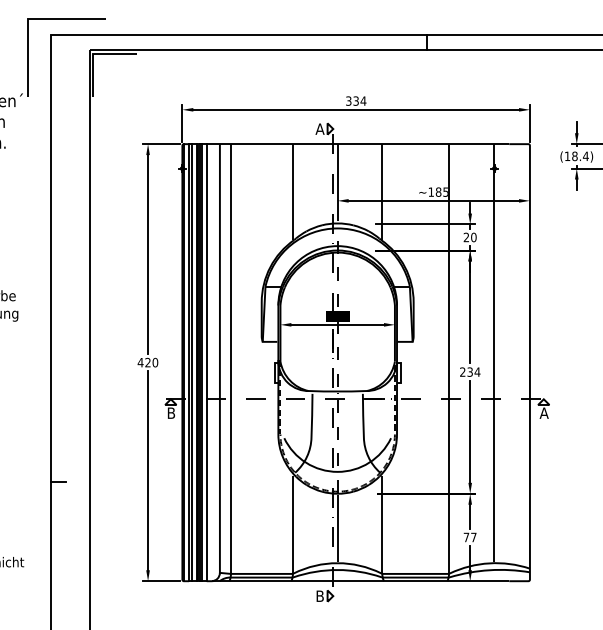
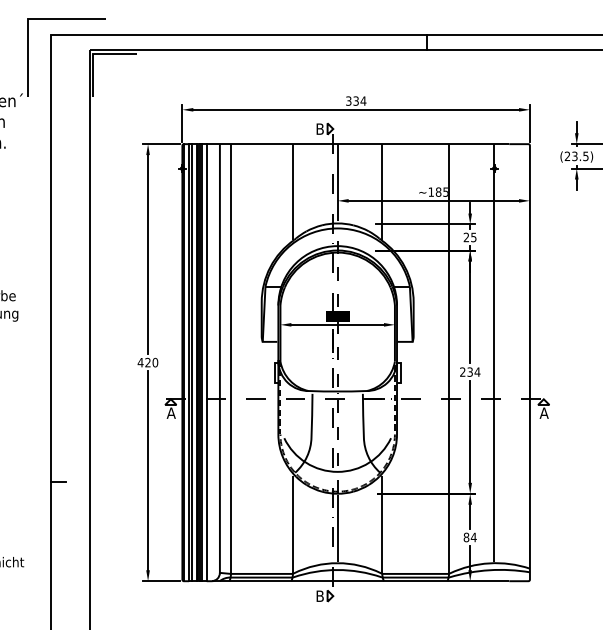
text: A -> B (319, 128)
text: (18.4) -> (23.5) (576, 156)
text: 20 -> 25 (473, 237)
text: B -> A (170, 412)
text: 77 -> 84 (469, 537)
